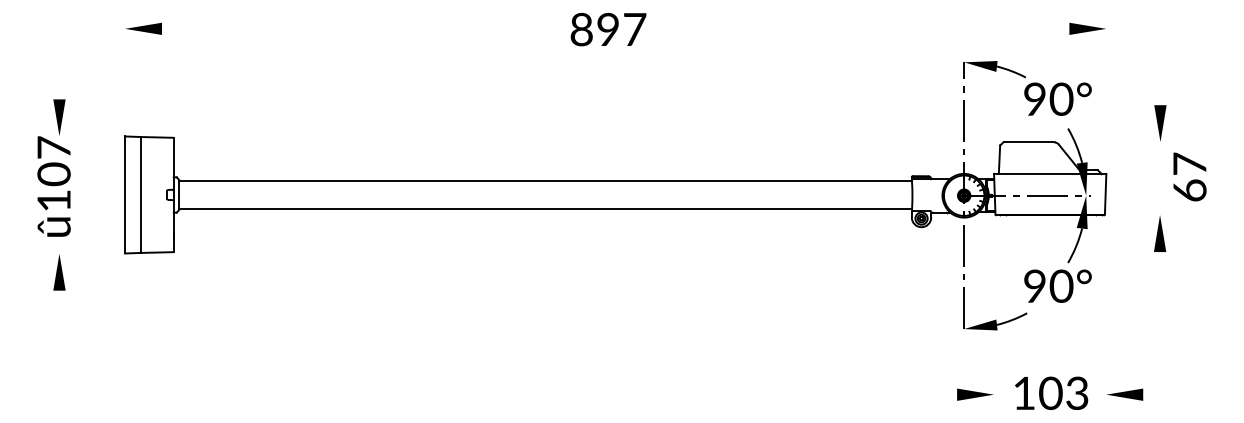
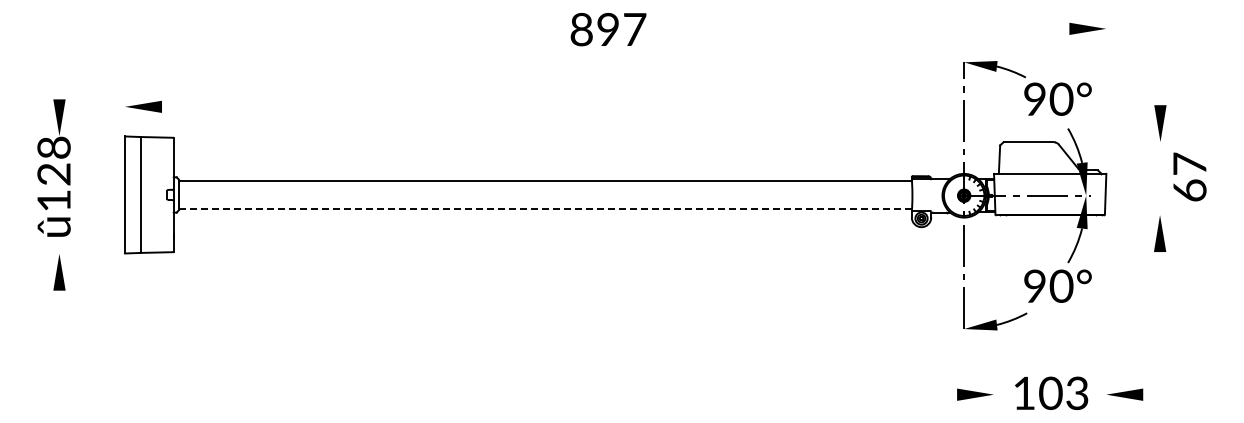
part position: (143, 28) -> (143, 106) (143, 106)
text: 107 -> 128 (53, 161)
line: solid -> dashed (545, 208)
